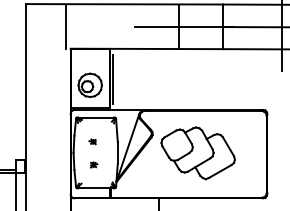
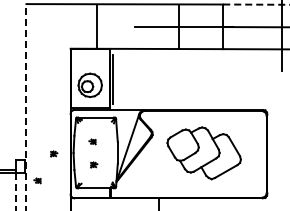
line: solid -> dashed (257, 4)
line position: (65, 26) -> (96, 26) (96, 26)
line: solid -> dashed (26, 107)
part: none -> present (54, 153)
part position: (197, 153) -> (203, 153) (203, 153)
part: none -> present (37, 180)
line: solid -> dashed (16, 192)
